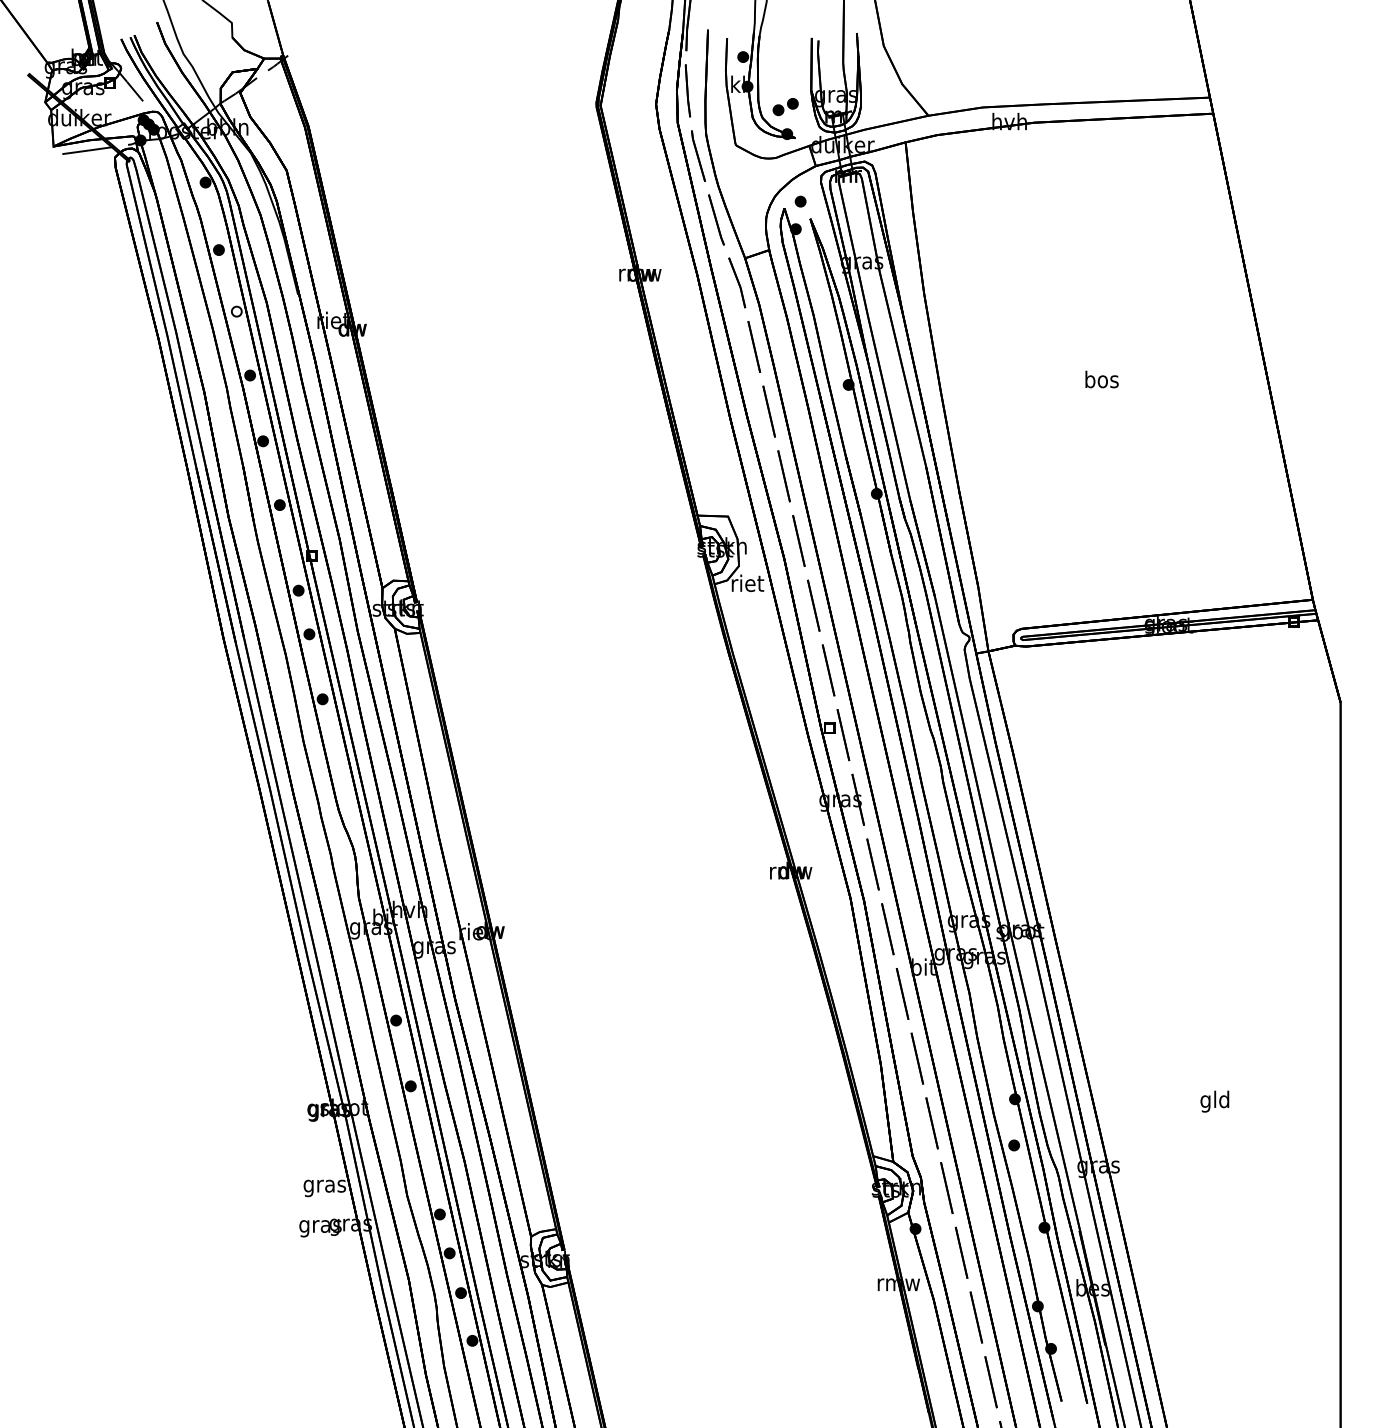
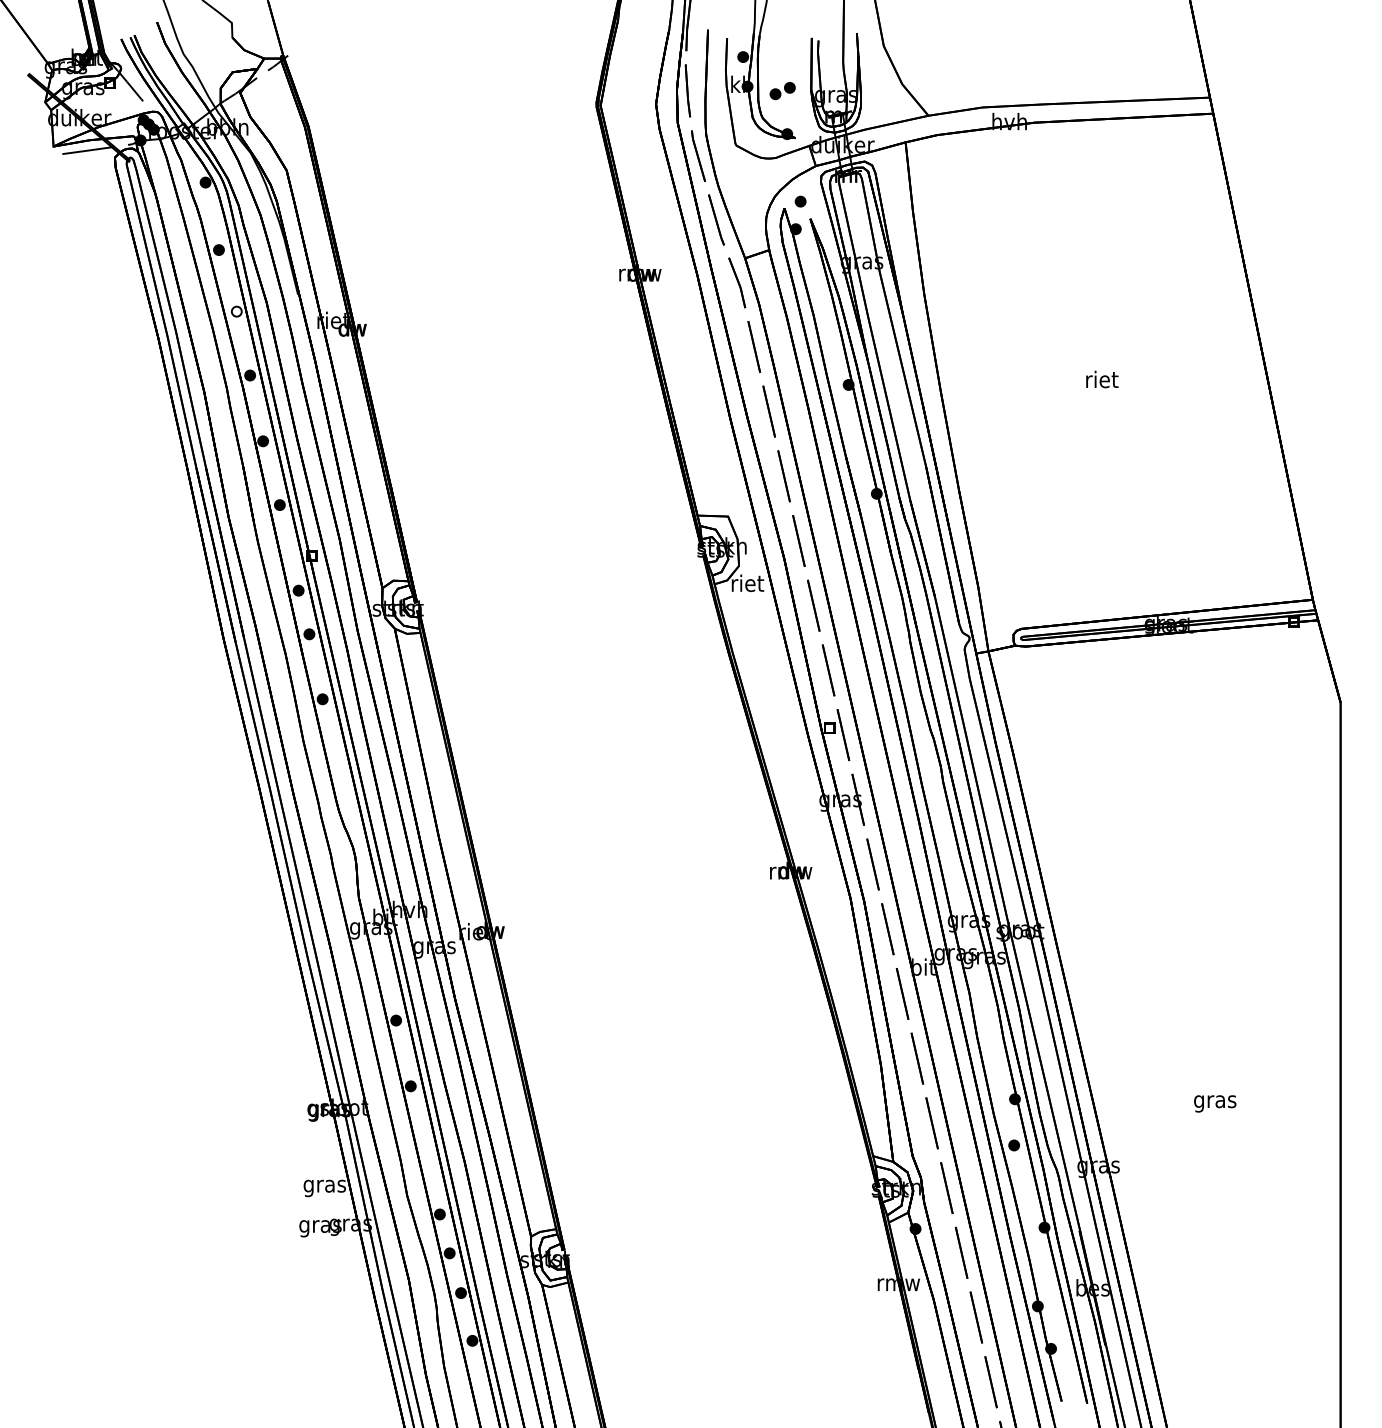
part position: (785, 107) -> (782, 91) (782, 91)
text: bos -> riet (1101, 379)
text: gld -> gras (1215, 1101)
